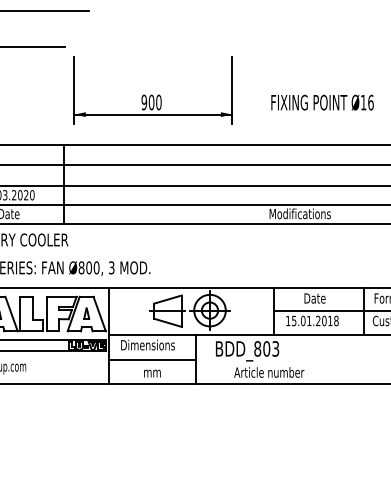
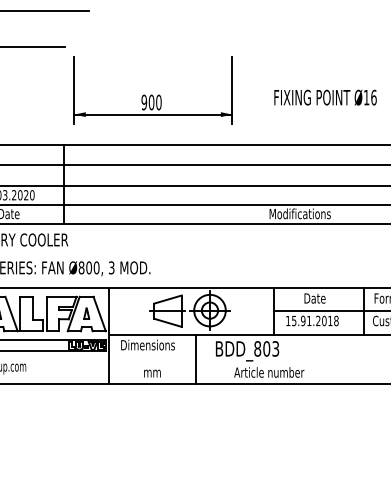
text position: (322, 102) -> (325, 97) (325, 97)
text: 15.01.2018 -> 15.91.2018 (303, 321)
line: present -> none (152, 359)
